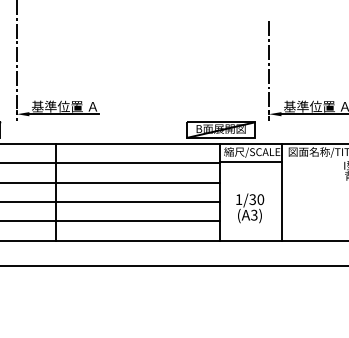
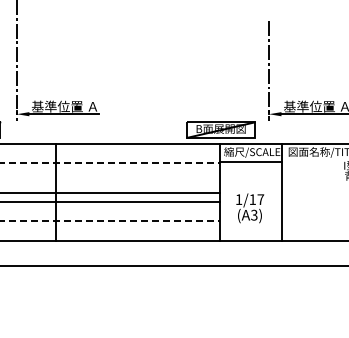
line: solid -> dashed (110, 163)
line position: (111, 182) -> (111, 192) (111, 192)
text: 1/30 -> 1/17 (256, 199)
line: solid -> dashed (110, 221)
